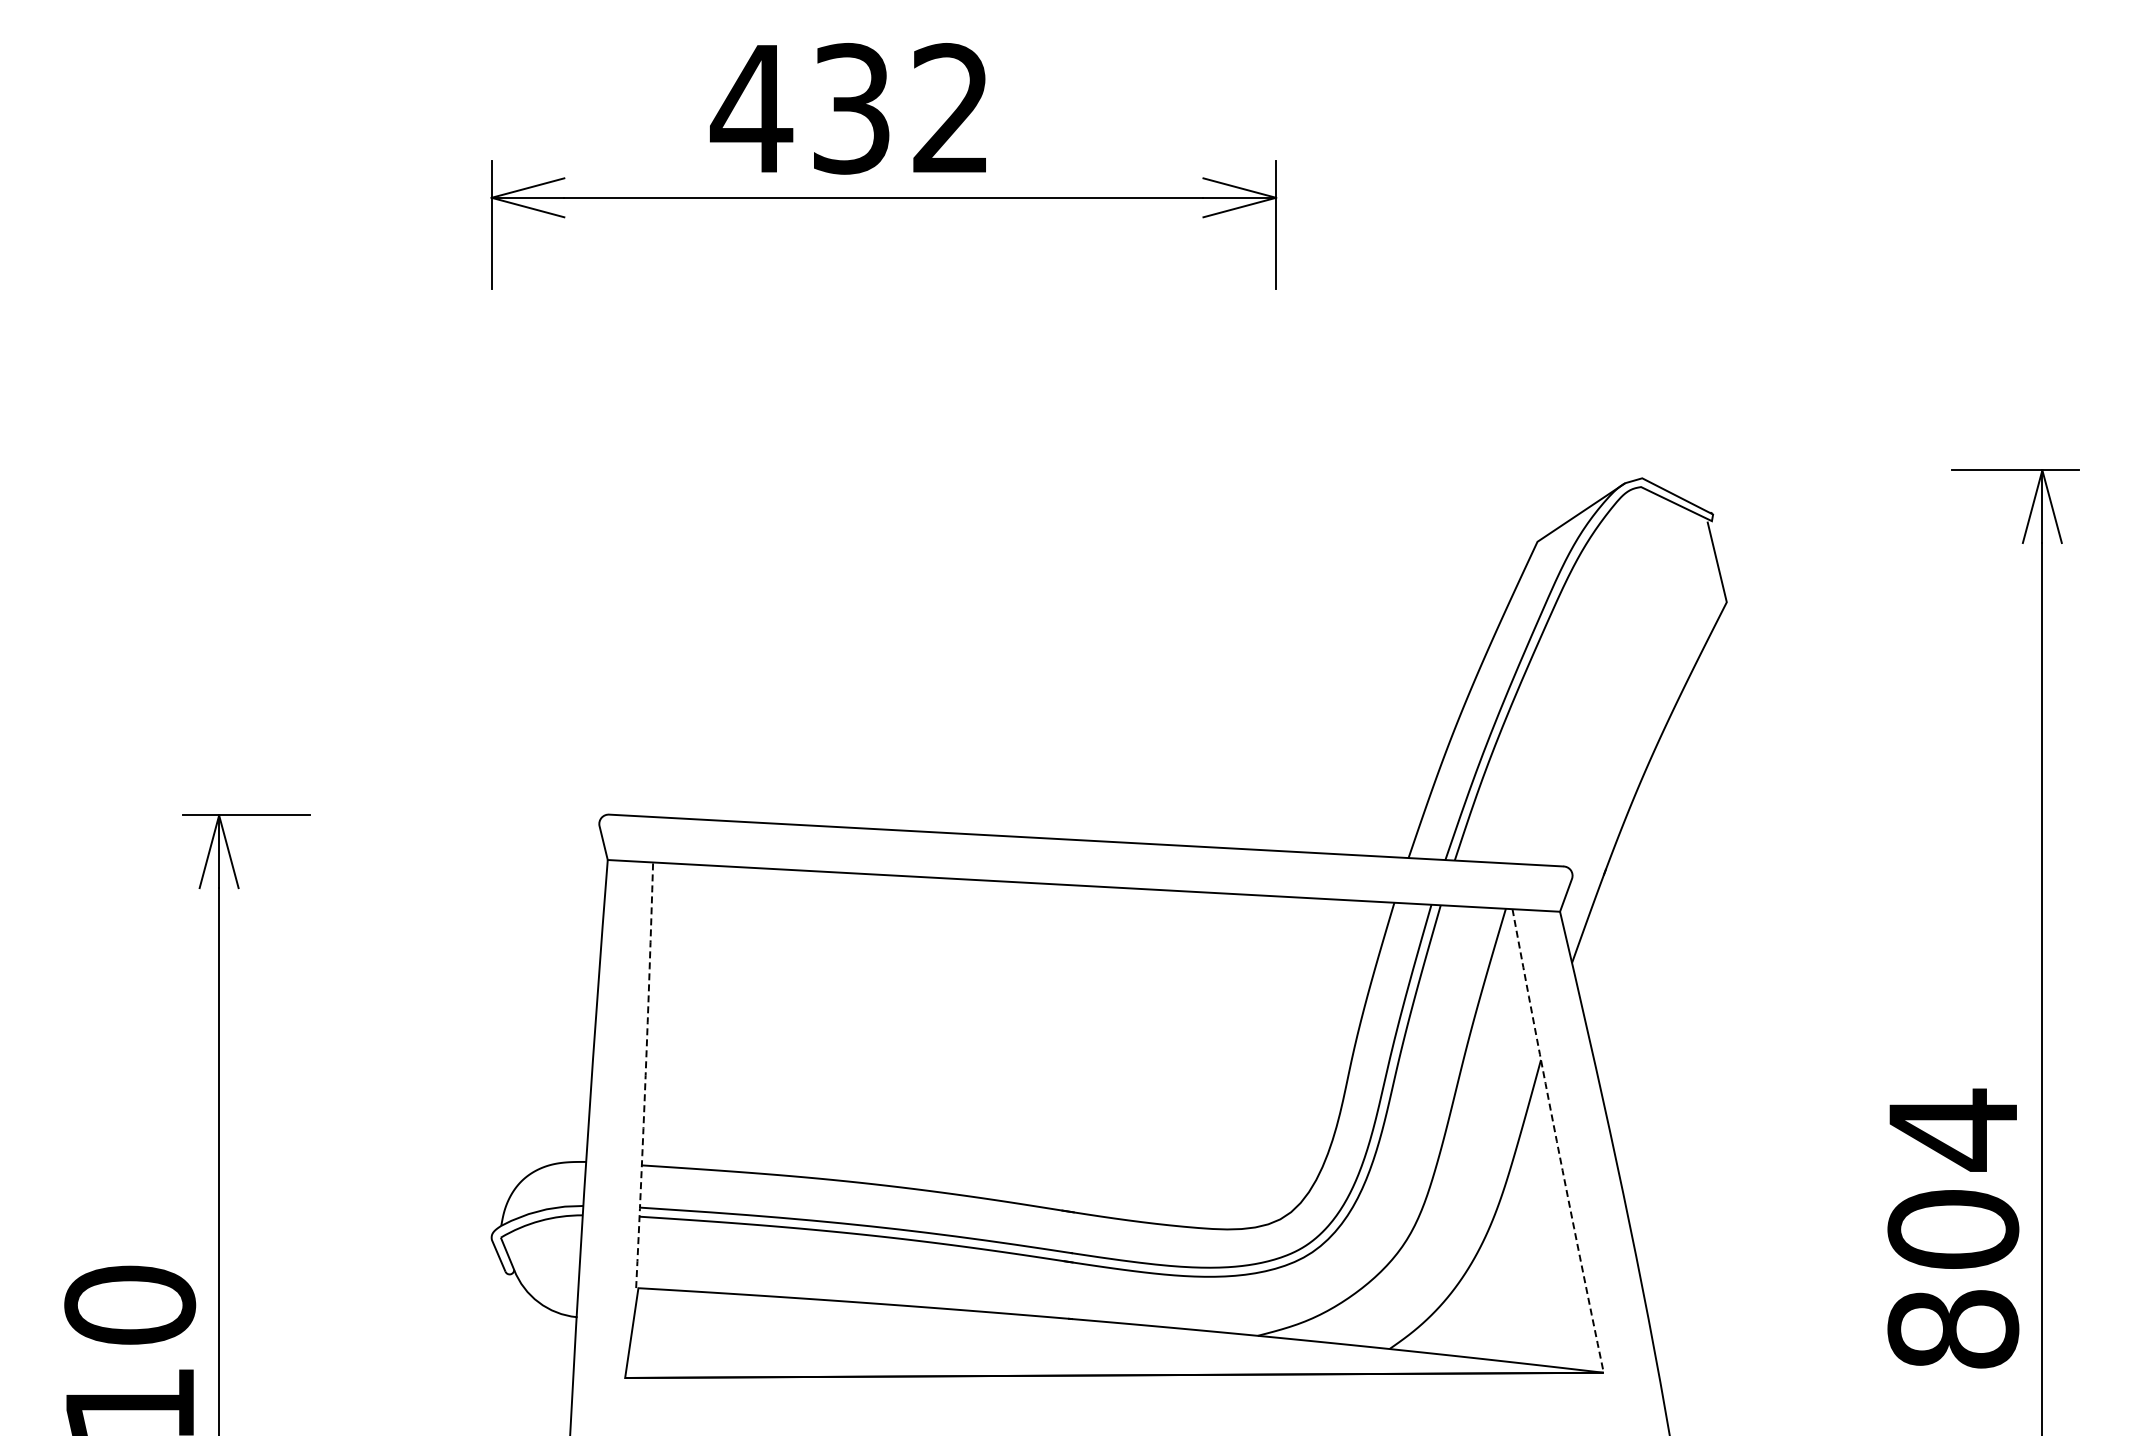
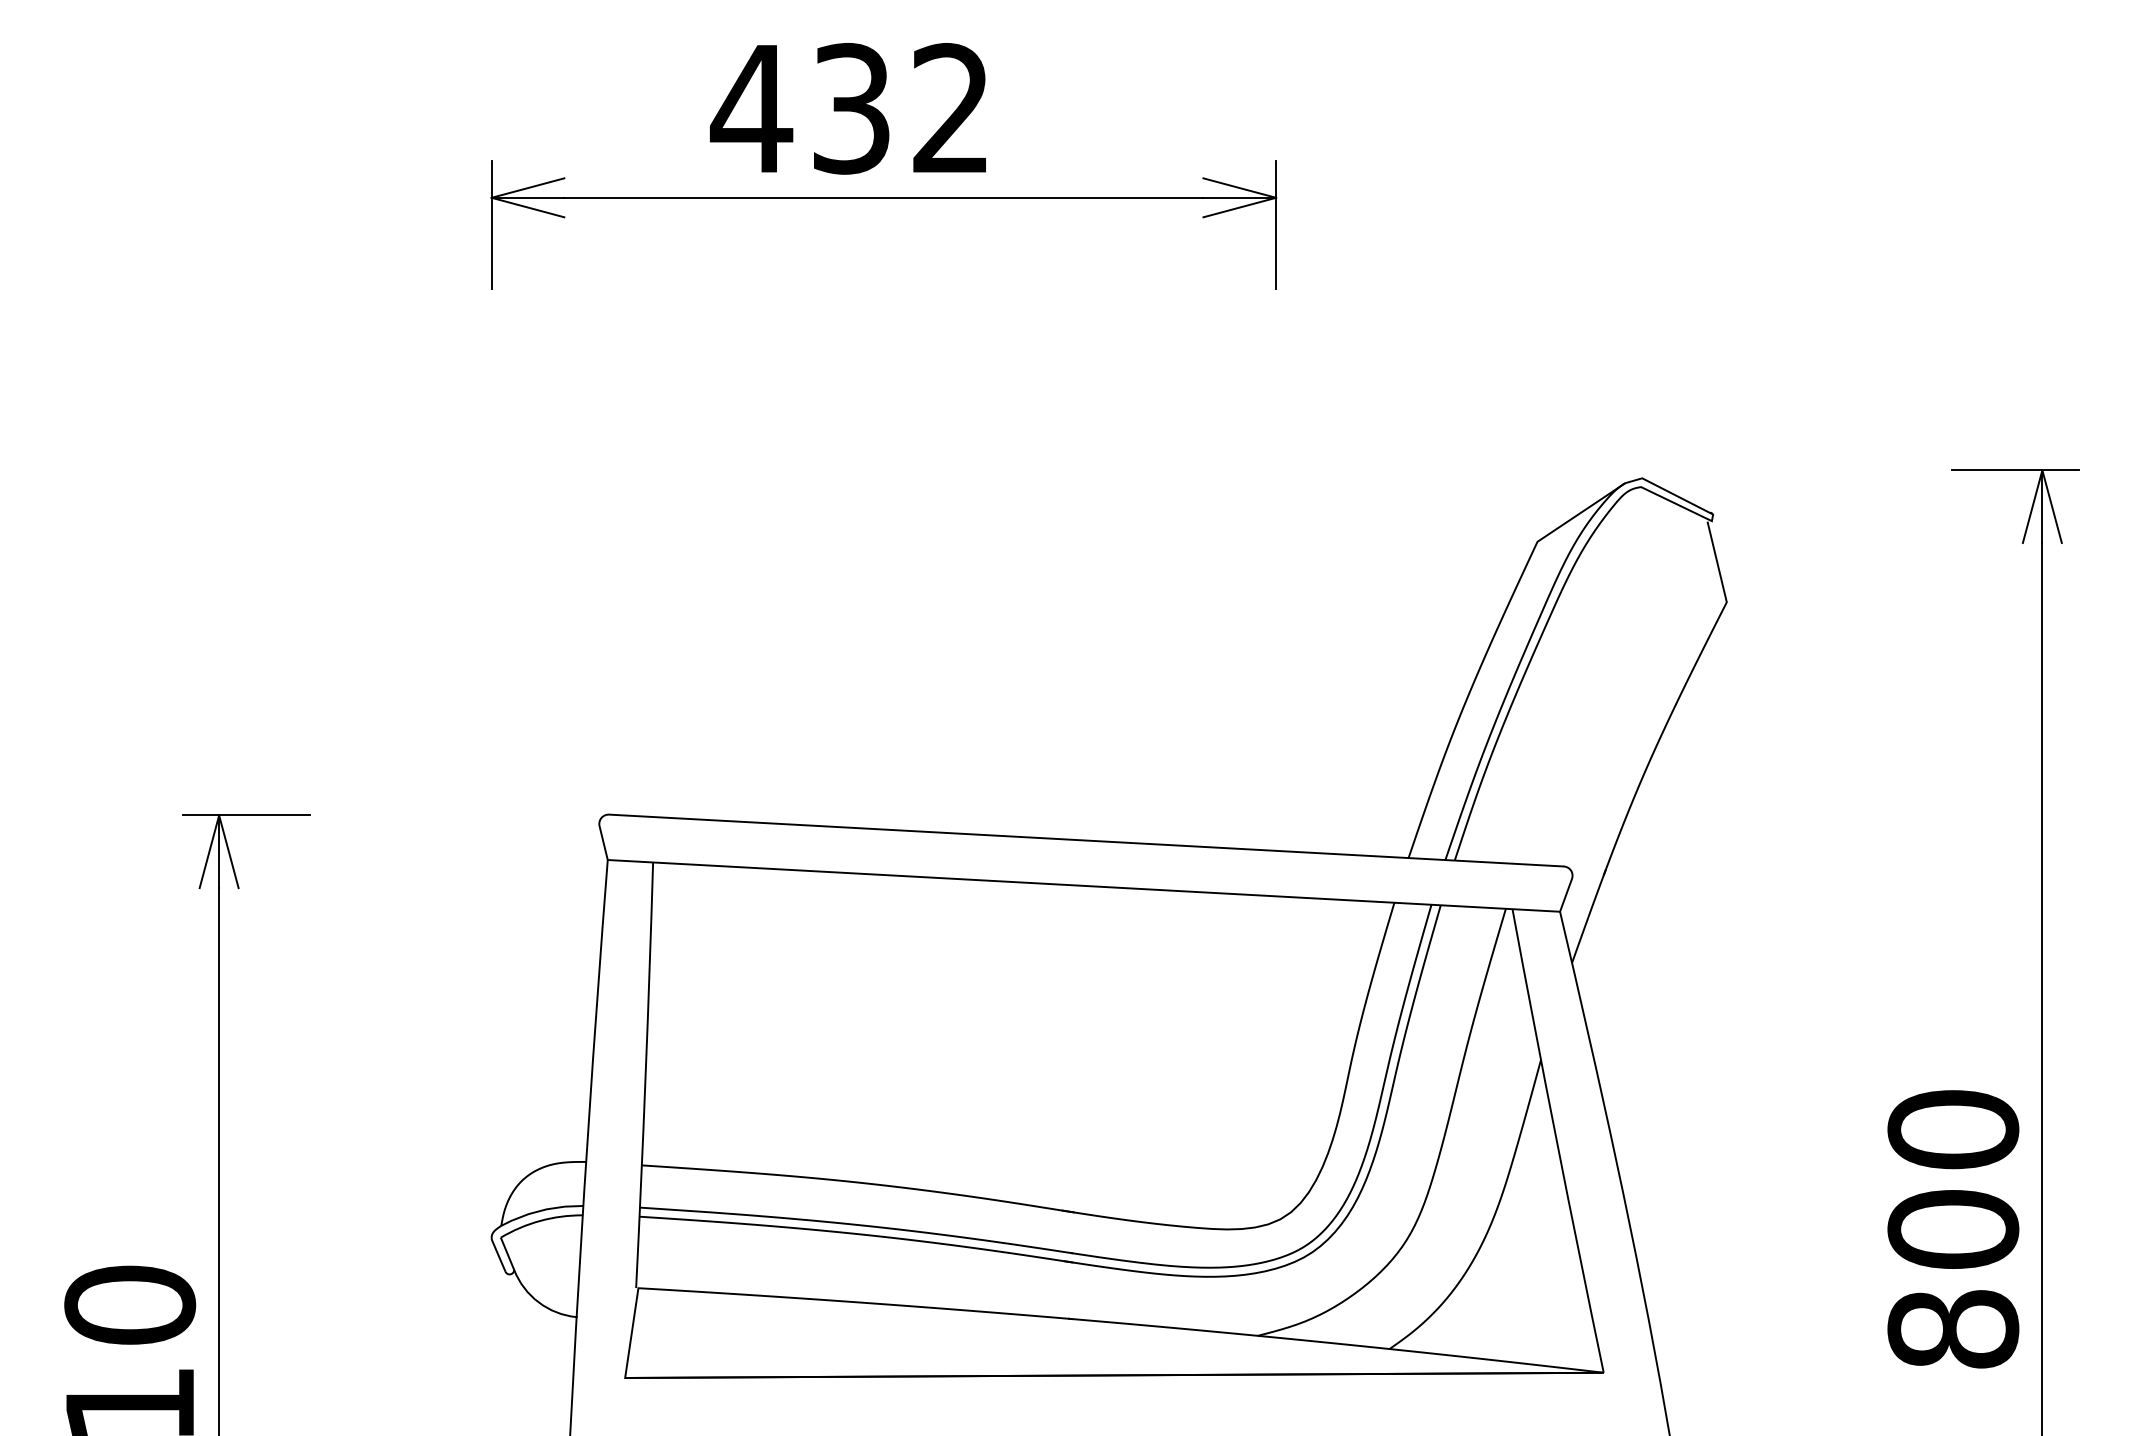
arc: dashed -> solid (645, 1075)
text: 804 -> 800 (1953, 1129)
arc: dashed -> solid (1556, 1141)
